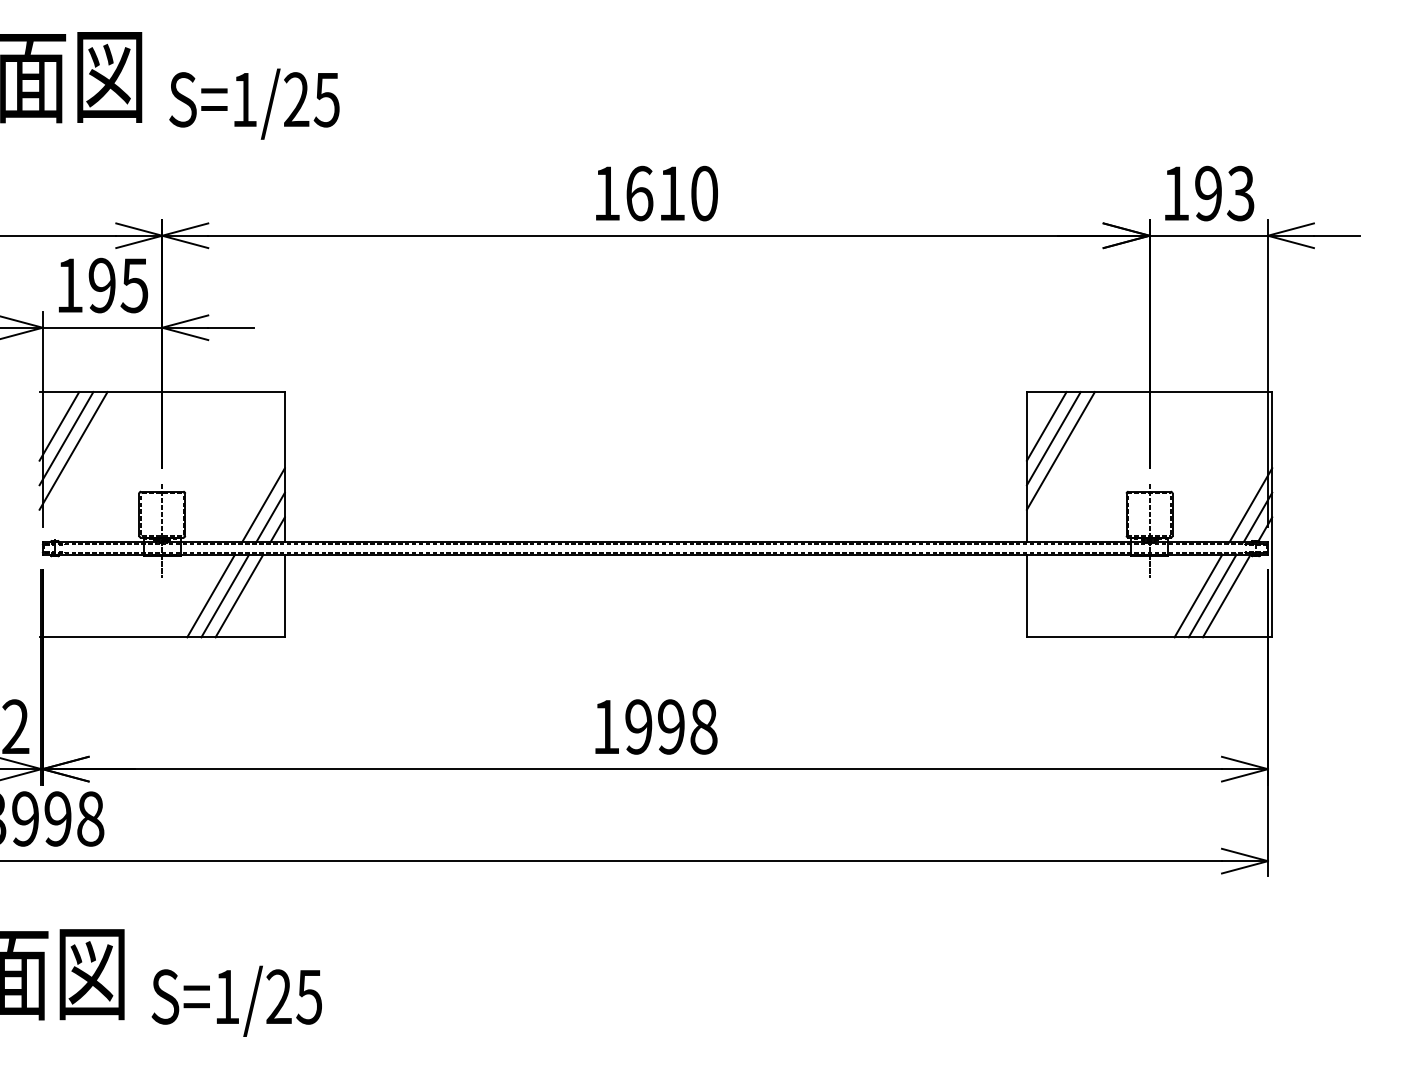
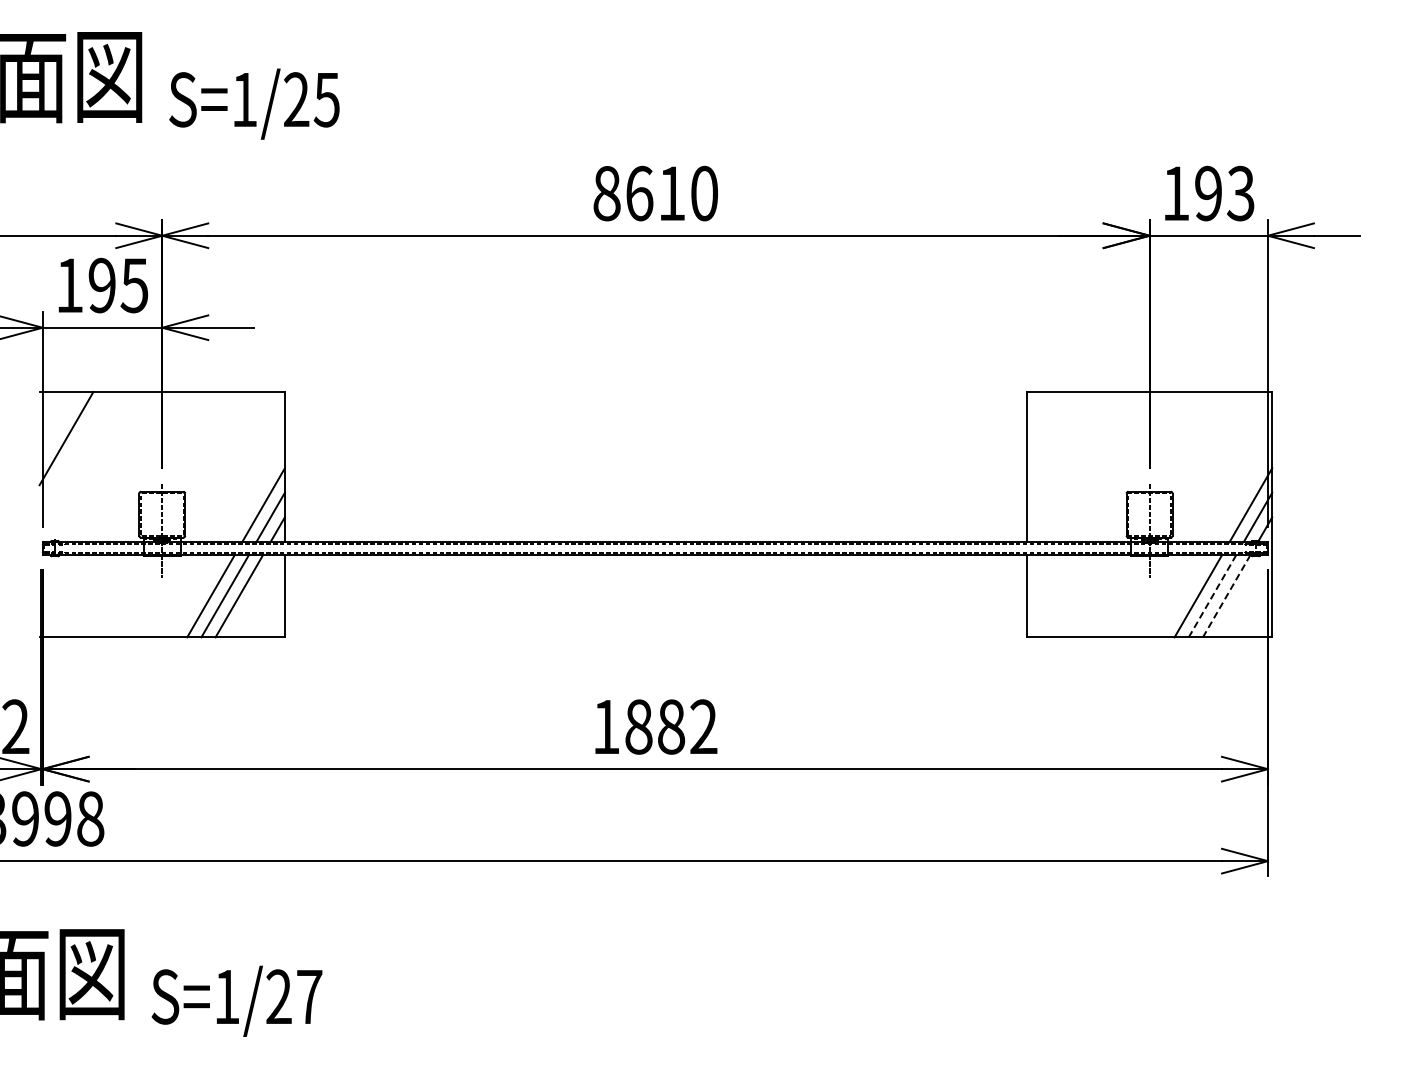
text: 1610 -> 8610 (606, 193)
line: present -> none (59, 426)
line: present -> none (1046, 426)
line: present -> none (1053, 438)
line: present -> none (73, 450)
line: present -> none (1060, 450)
line: solid -> dashed (1212, 595)
line: solid -> dashed (1226, 595)
text: 1998 -> 1882 (671, 726)
text: S=1/25 -> S=1/27 (309, 997)
